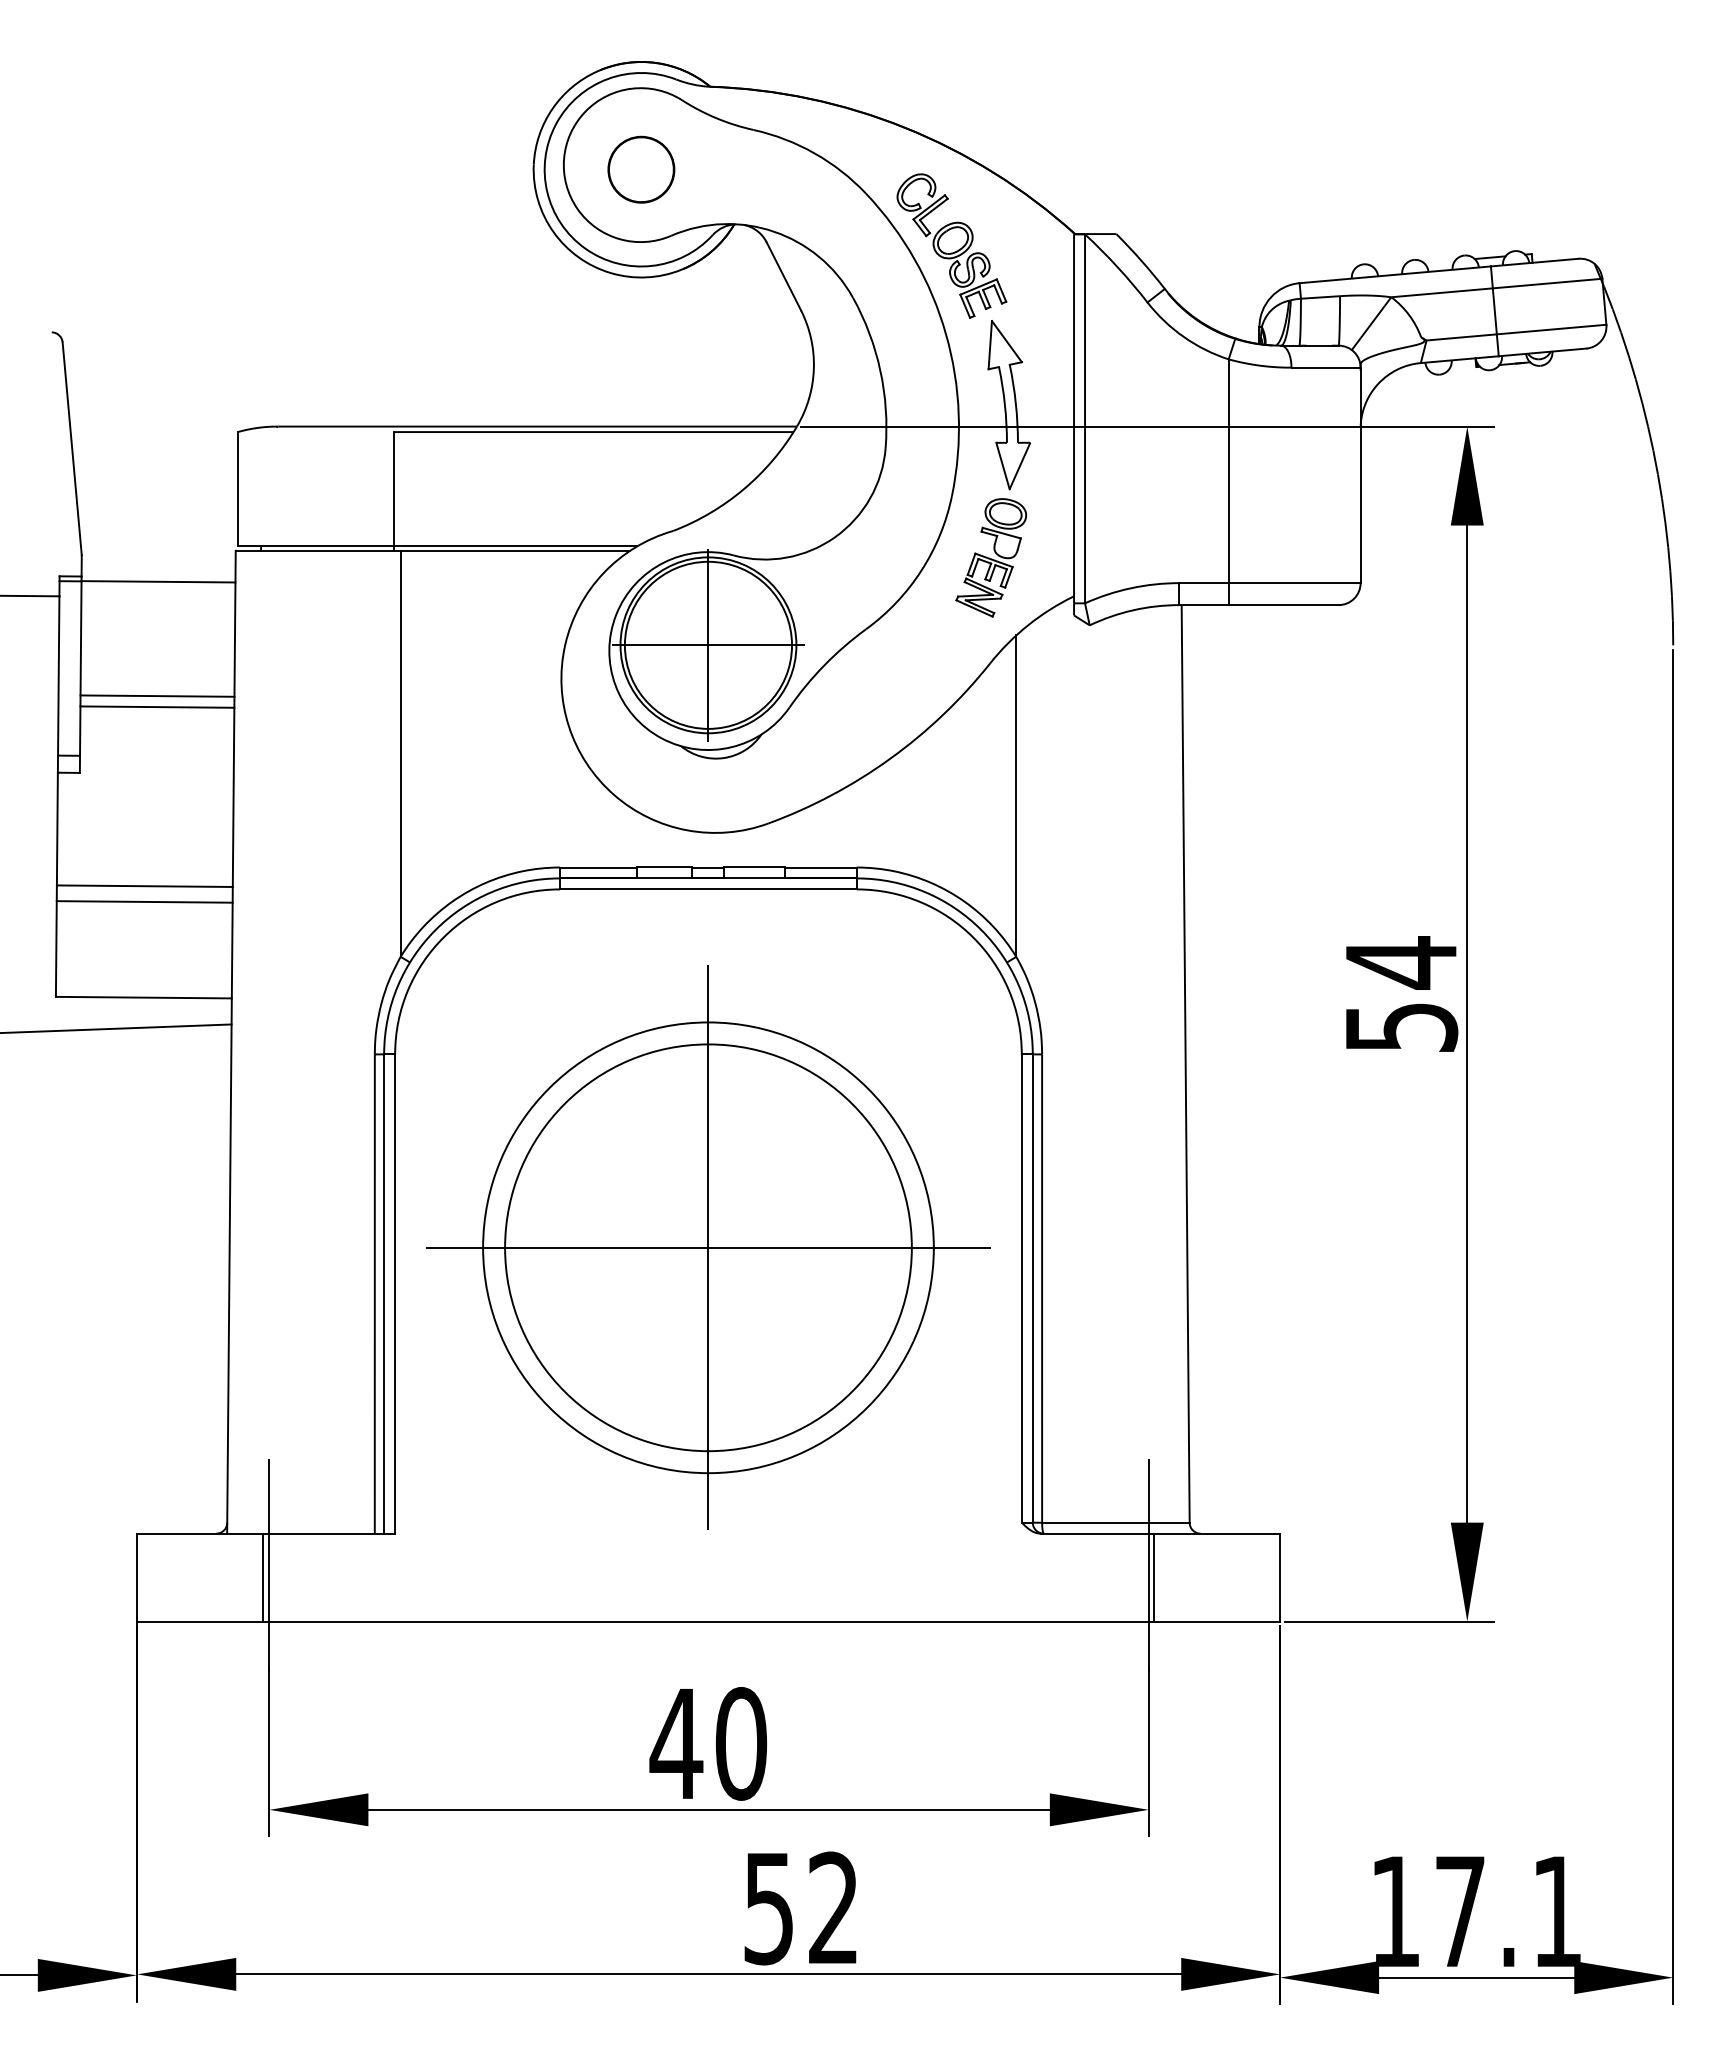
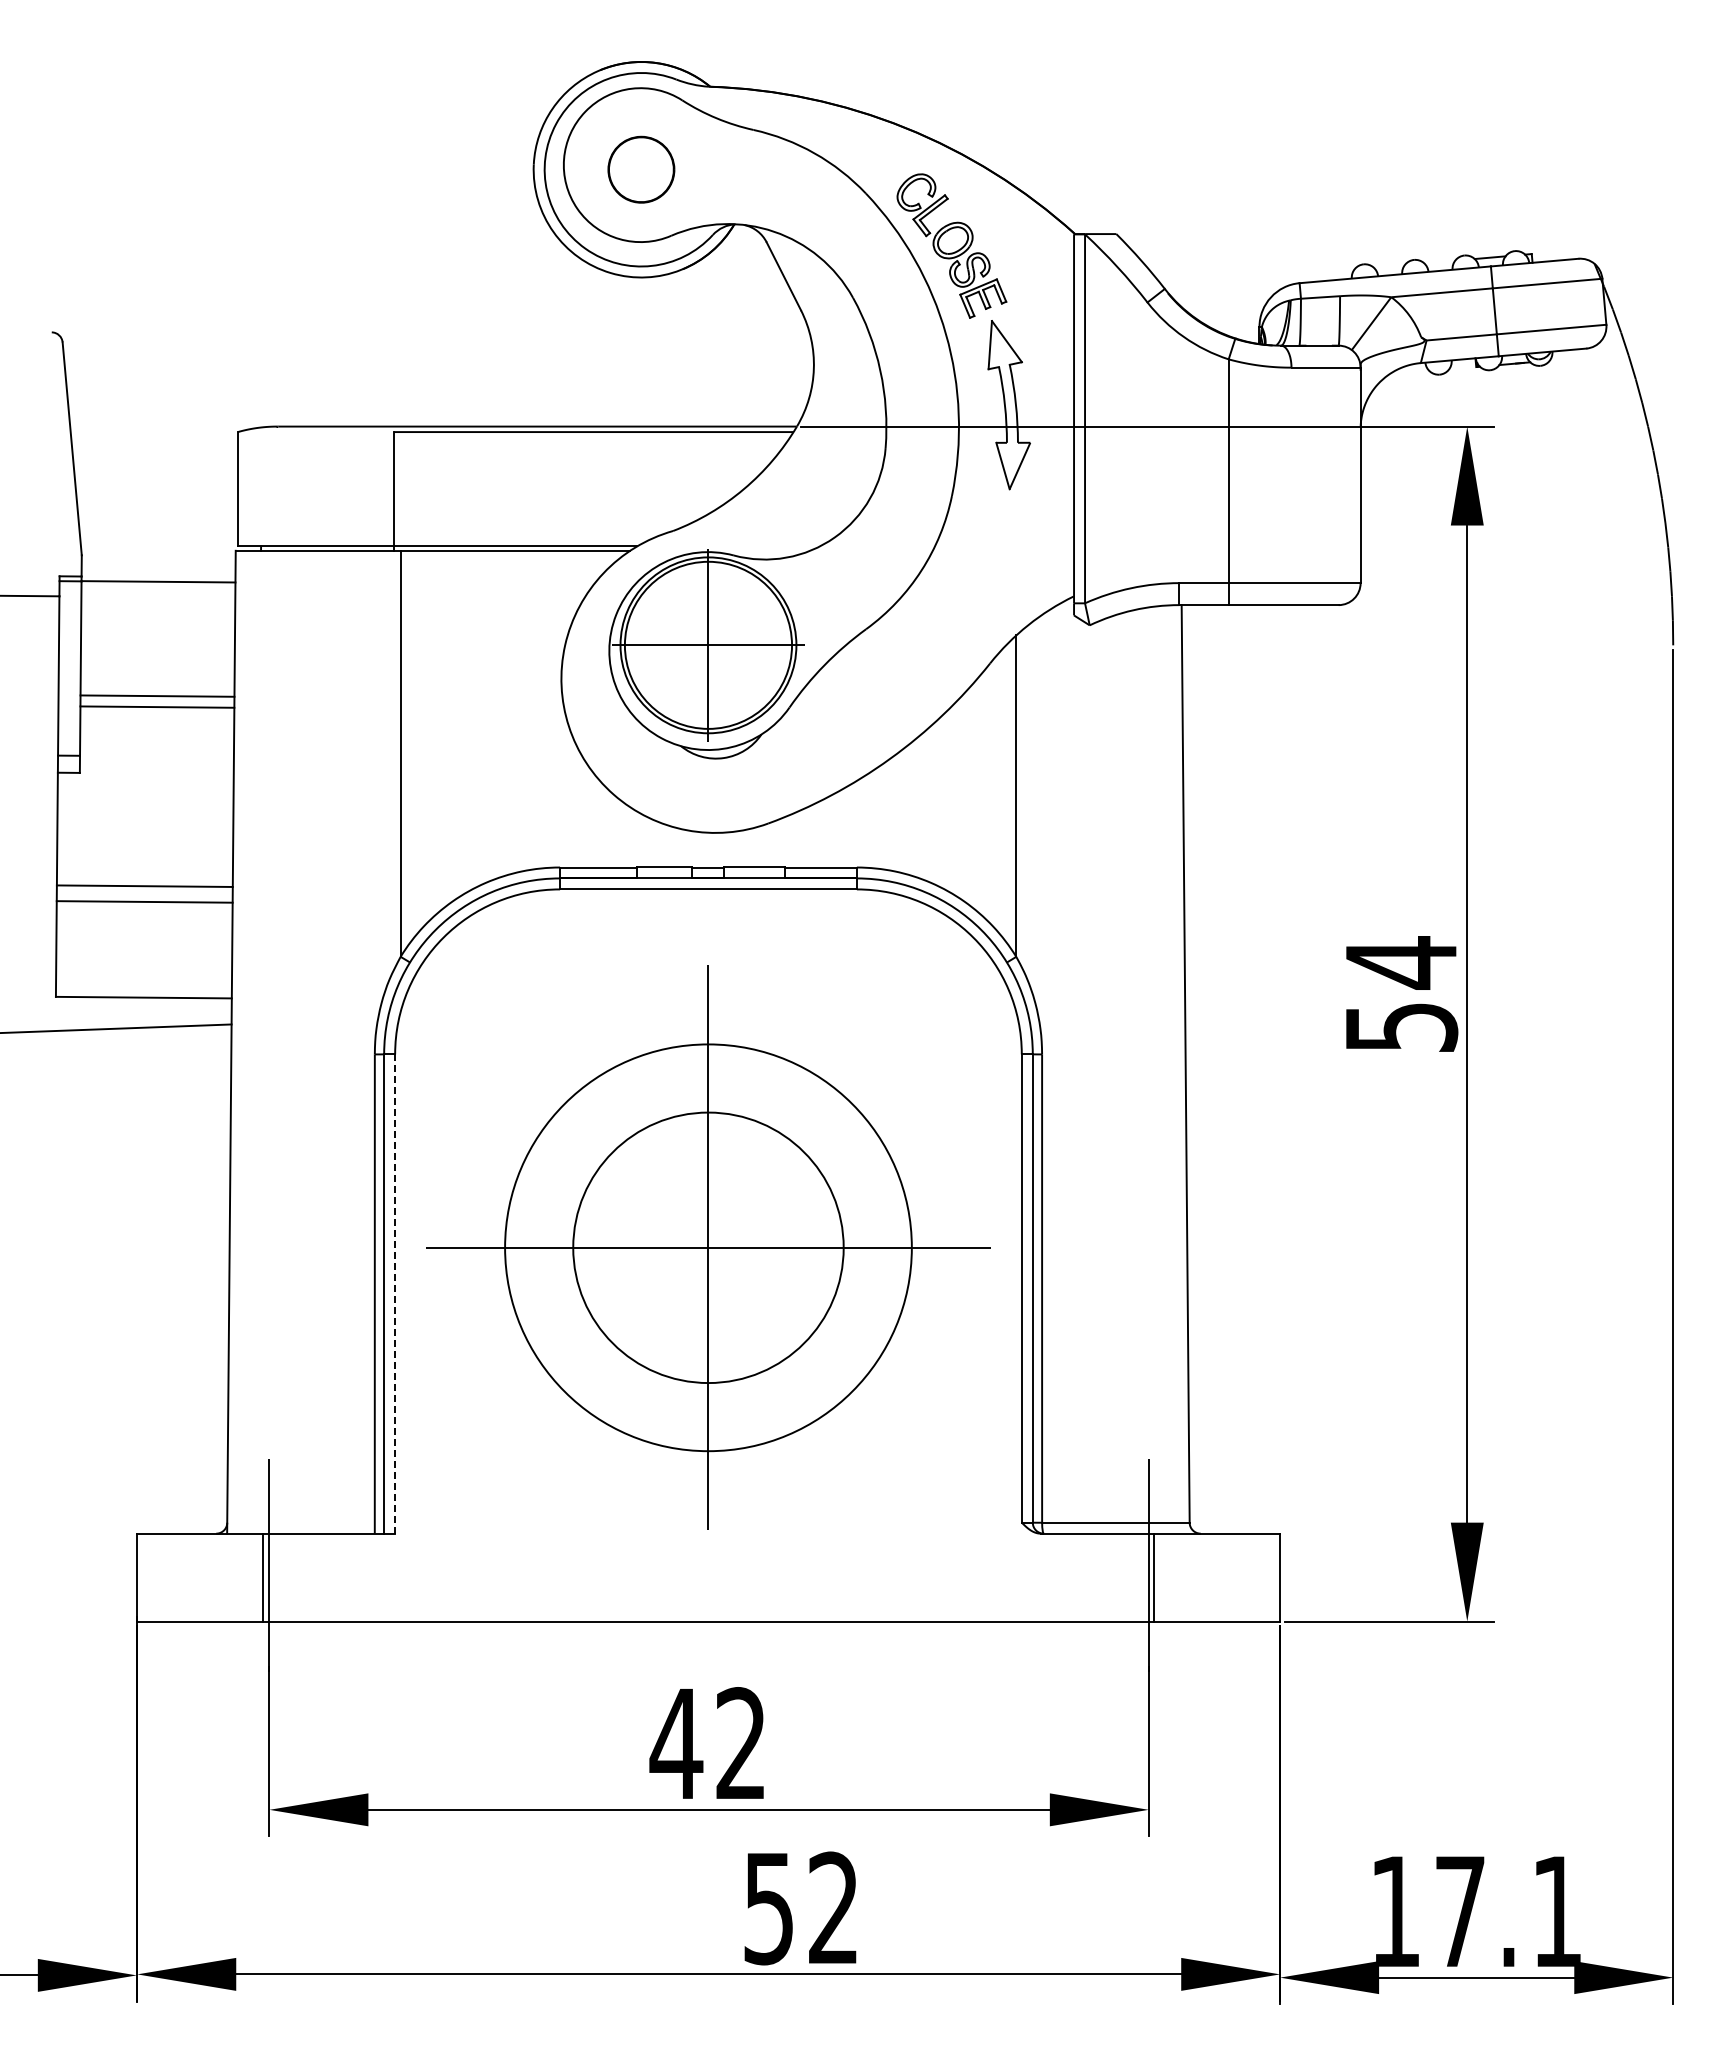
part: present -> none (991, 557)
circle diameter: 451 px -> 270 px (708, 1247)
line: solid -> dashed (395, 1293)
text: 40 -> 42 (741, 1743)
